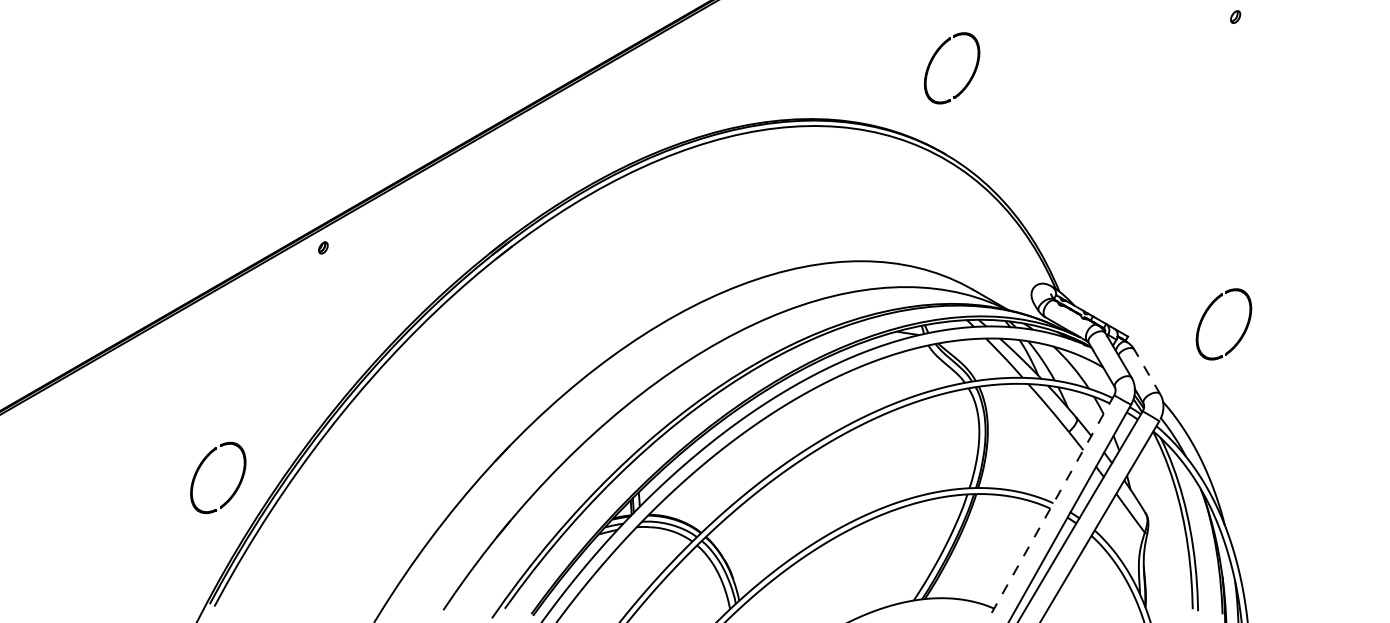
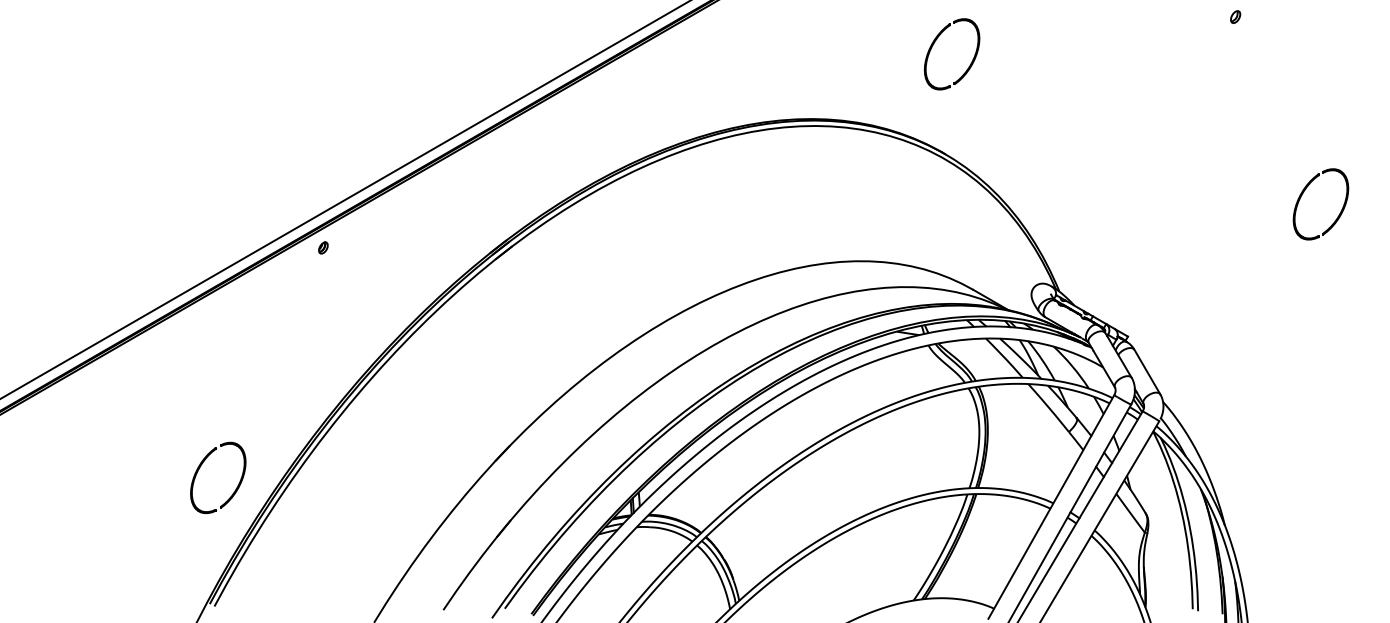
part position: (935, 56) -> (935, 42) (935, 42)
line: none -> present (344, 199)
part position: (1207, 312) -> (1304, 192) (1304, 192)
line: dashed -> solid (1147, 372)
line: dashed -> solid (1051, 507)
